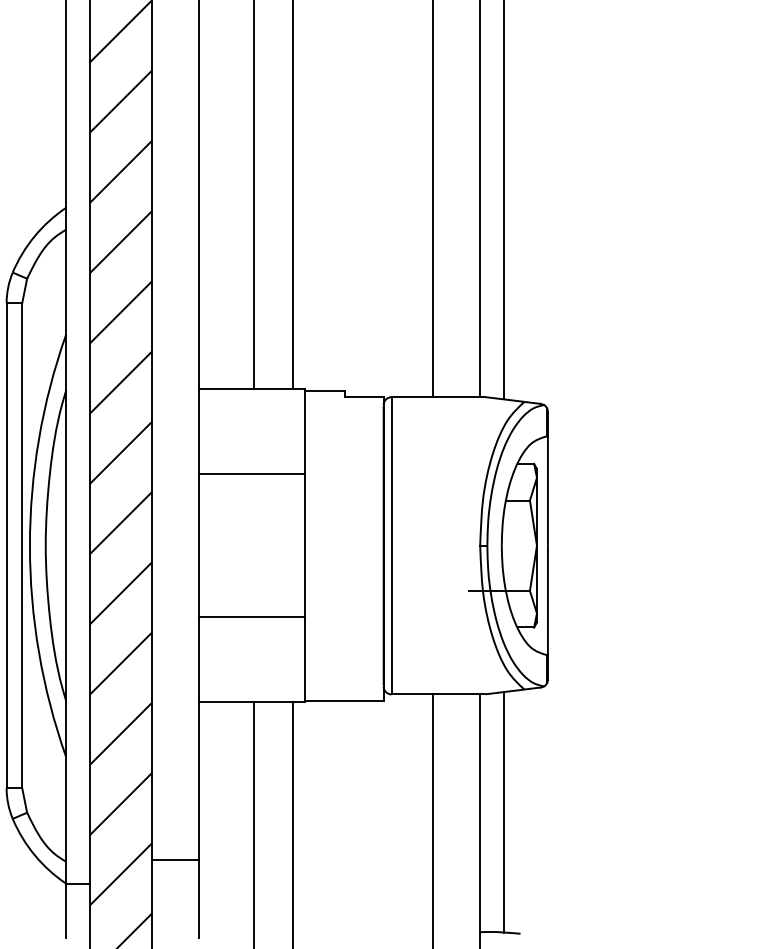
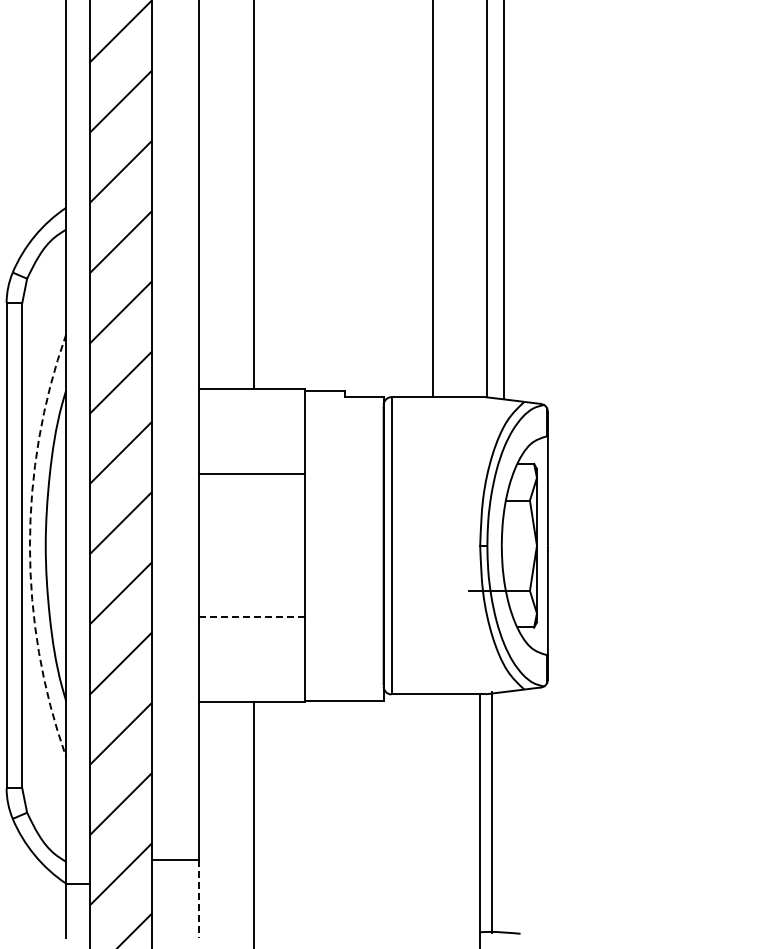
line: present -> none (293, 195)
line position: (480, 199) -> (487, 199) (487, 199)
arc: solid -> dashed (29, 545)
line: solid -> dashed (251, 617)
line position: (503, 812) -> (491, 812) (491, 812)
line: present -> none (433, 819)
line: present -> none (293, 823)
line: solid -> dashed (199, 899)
